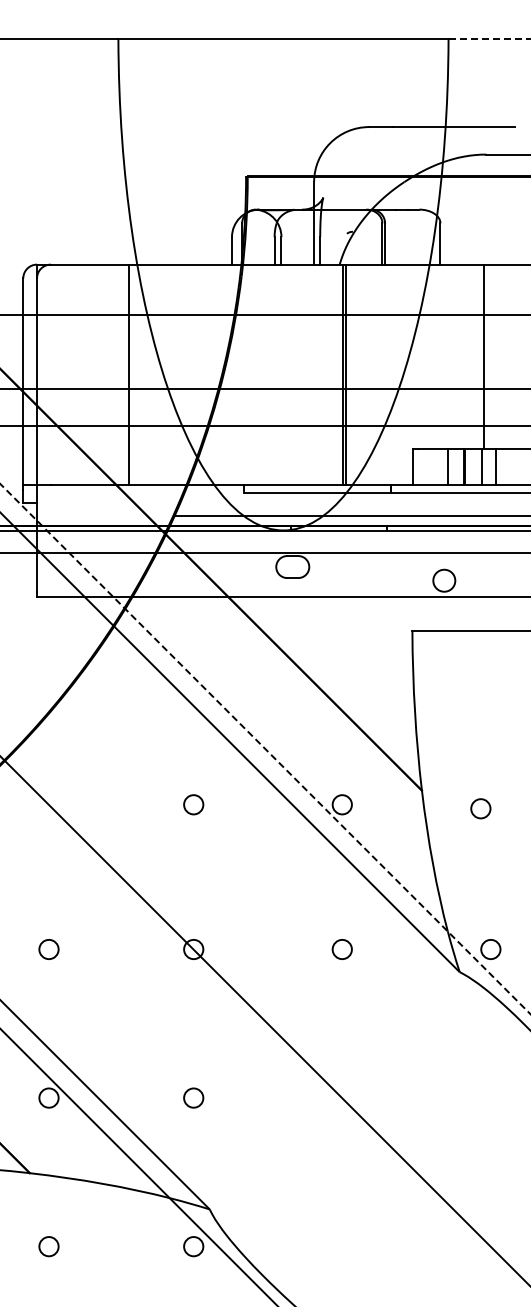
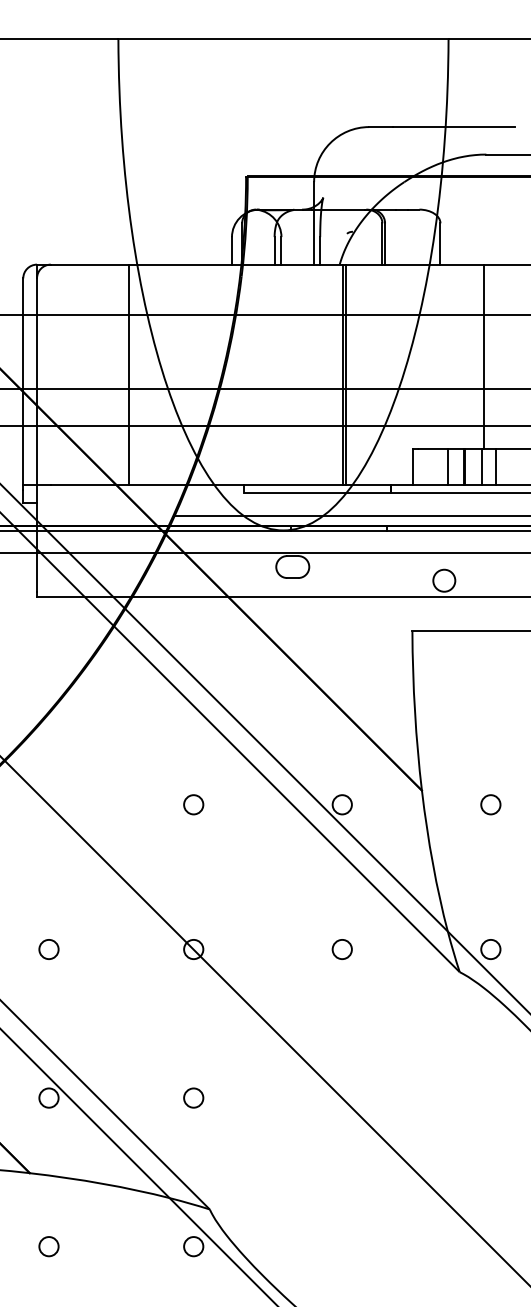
line: dashed -> solid (489, 39)
line: dashed -> solid (265, 749)
circle position: (480, 808) -> (490, 804) (490, 804)
